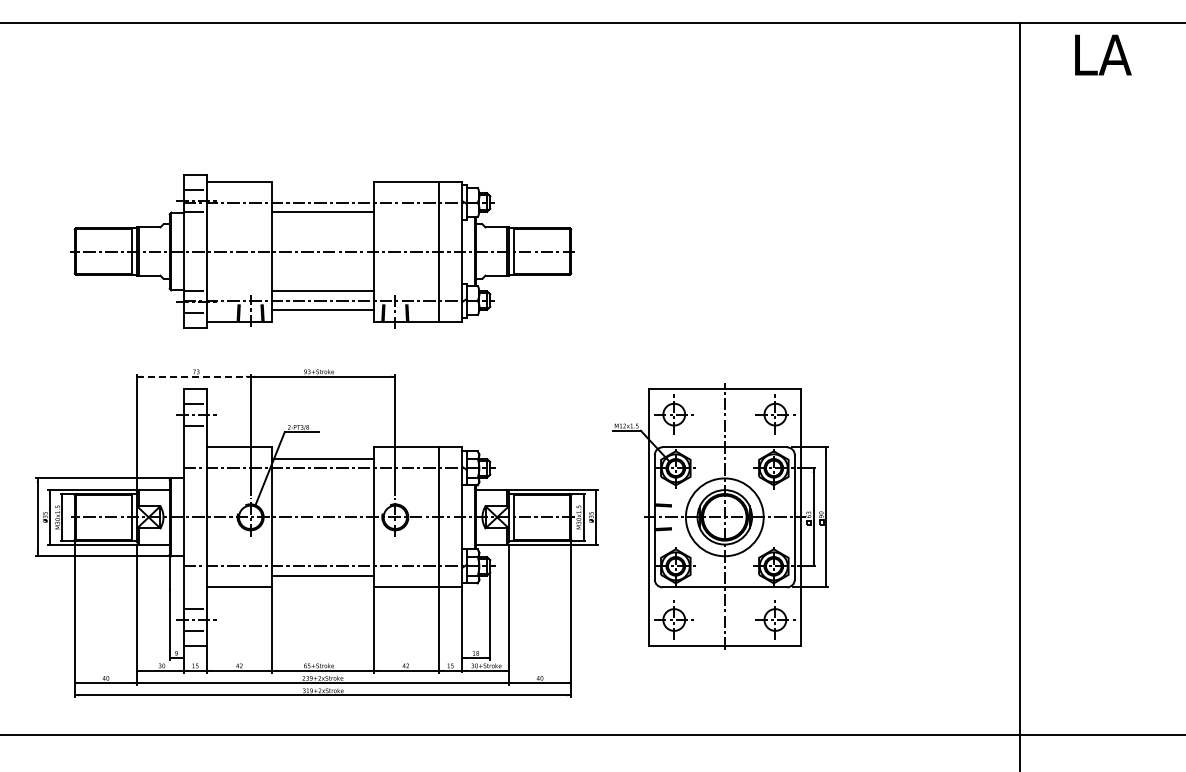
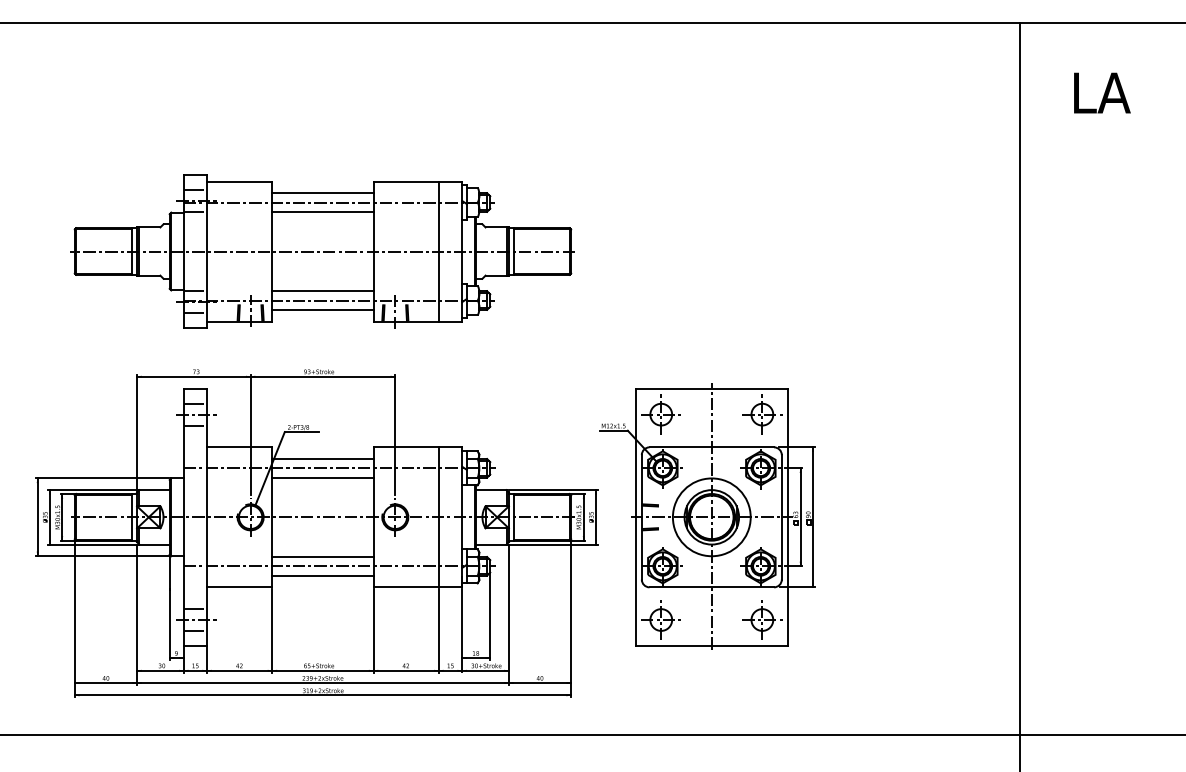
text position: (1103, 54) -> (1102, 92) (1102, 92)
line: none -> present (322, 193)
line: dashed -> solid (193, 376)
line: none -> present (322, 477)
part position: (720, 516) -> (707, 516) (707, 516)
line: none -> present (322, 557)
